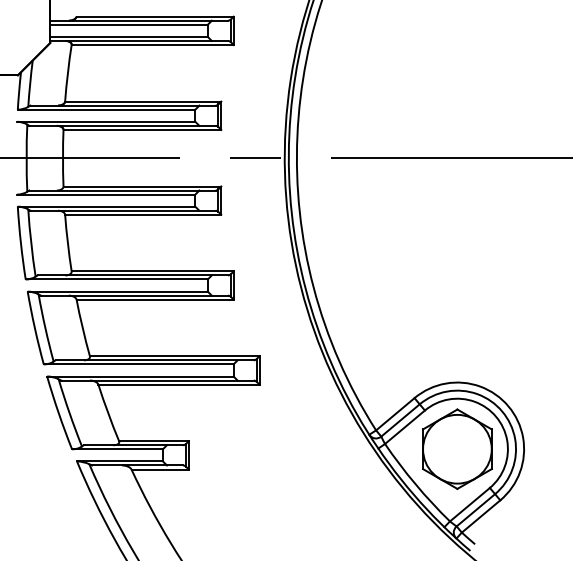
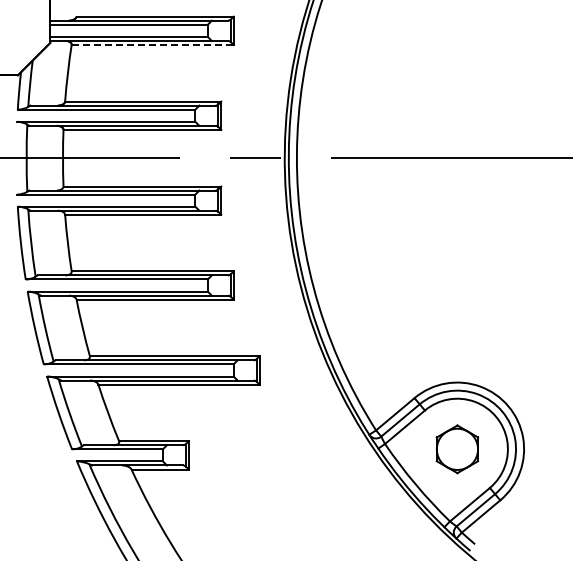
line: solid -> dashed (153, 45)
part size: 71x83 px -> 45x51 px (457, 449)
